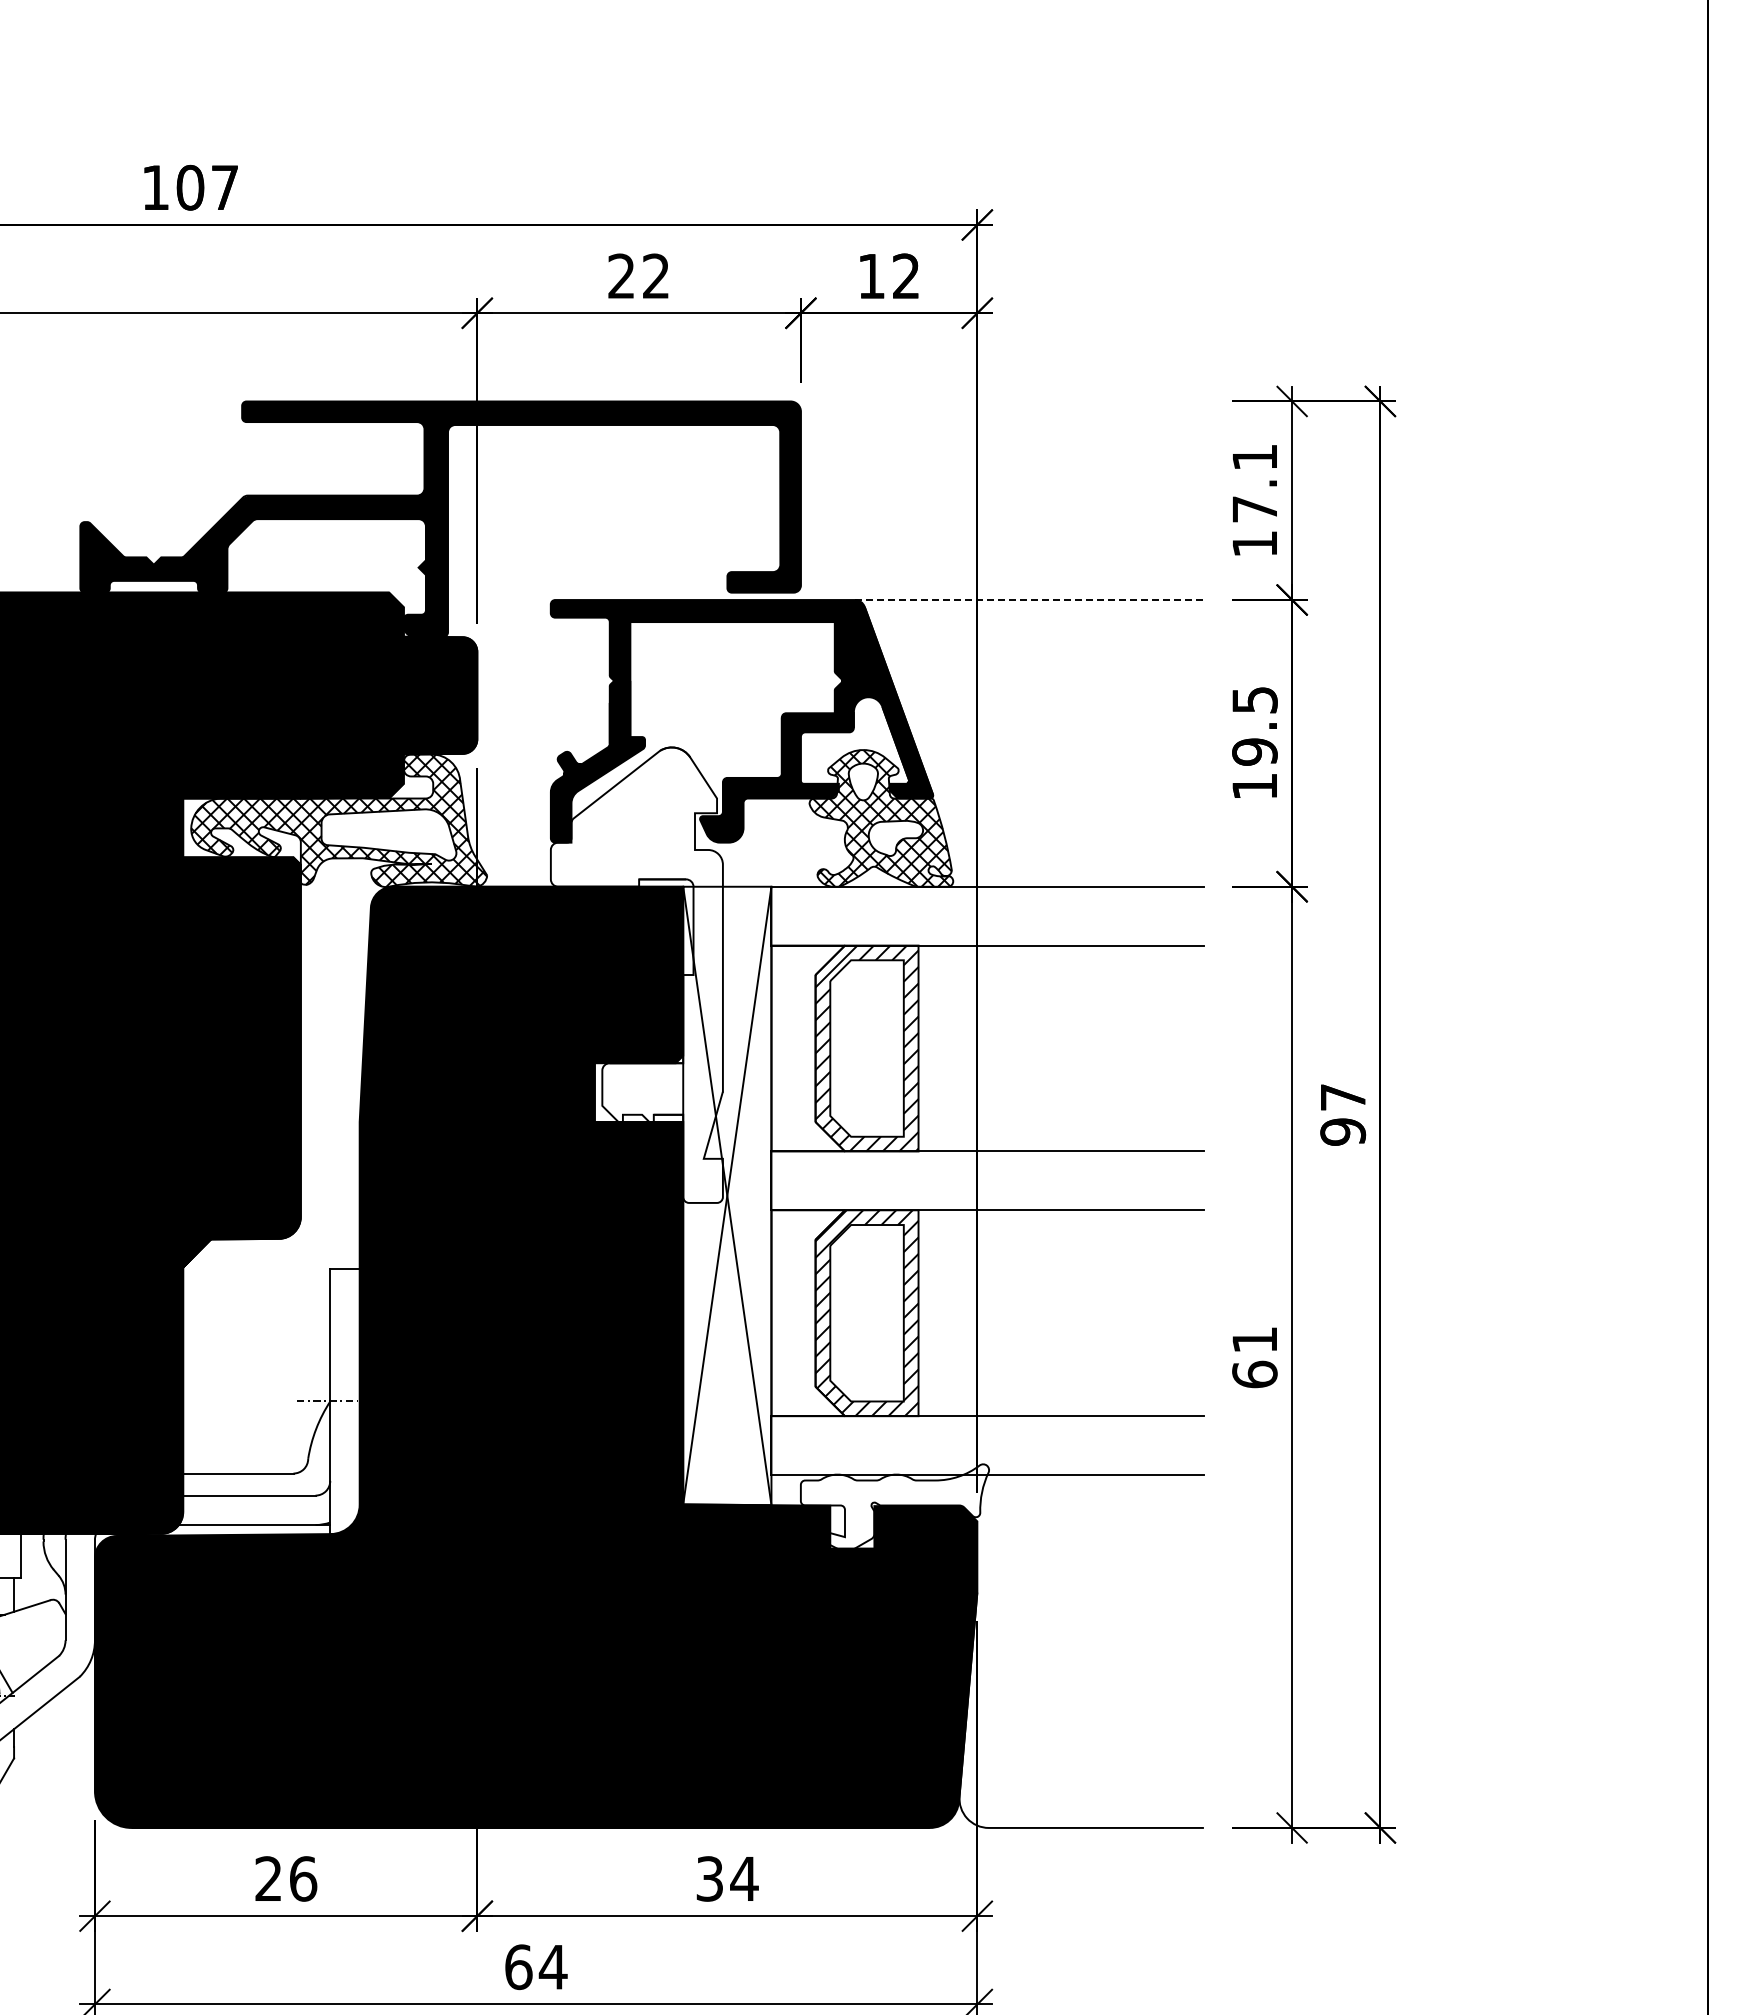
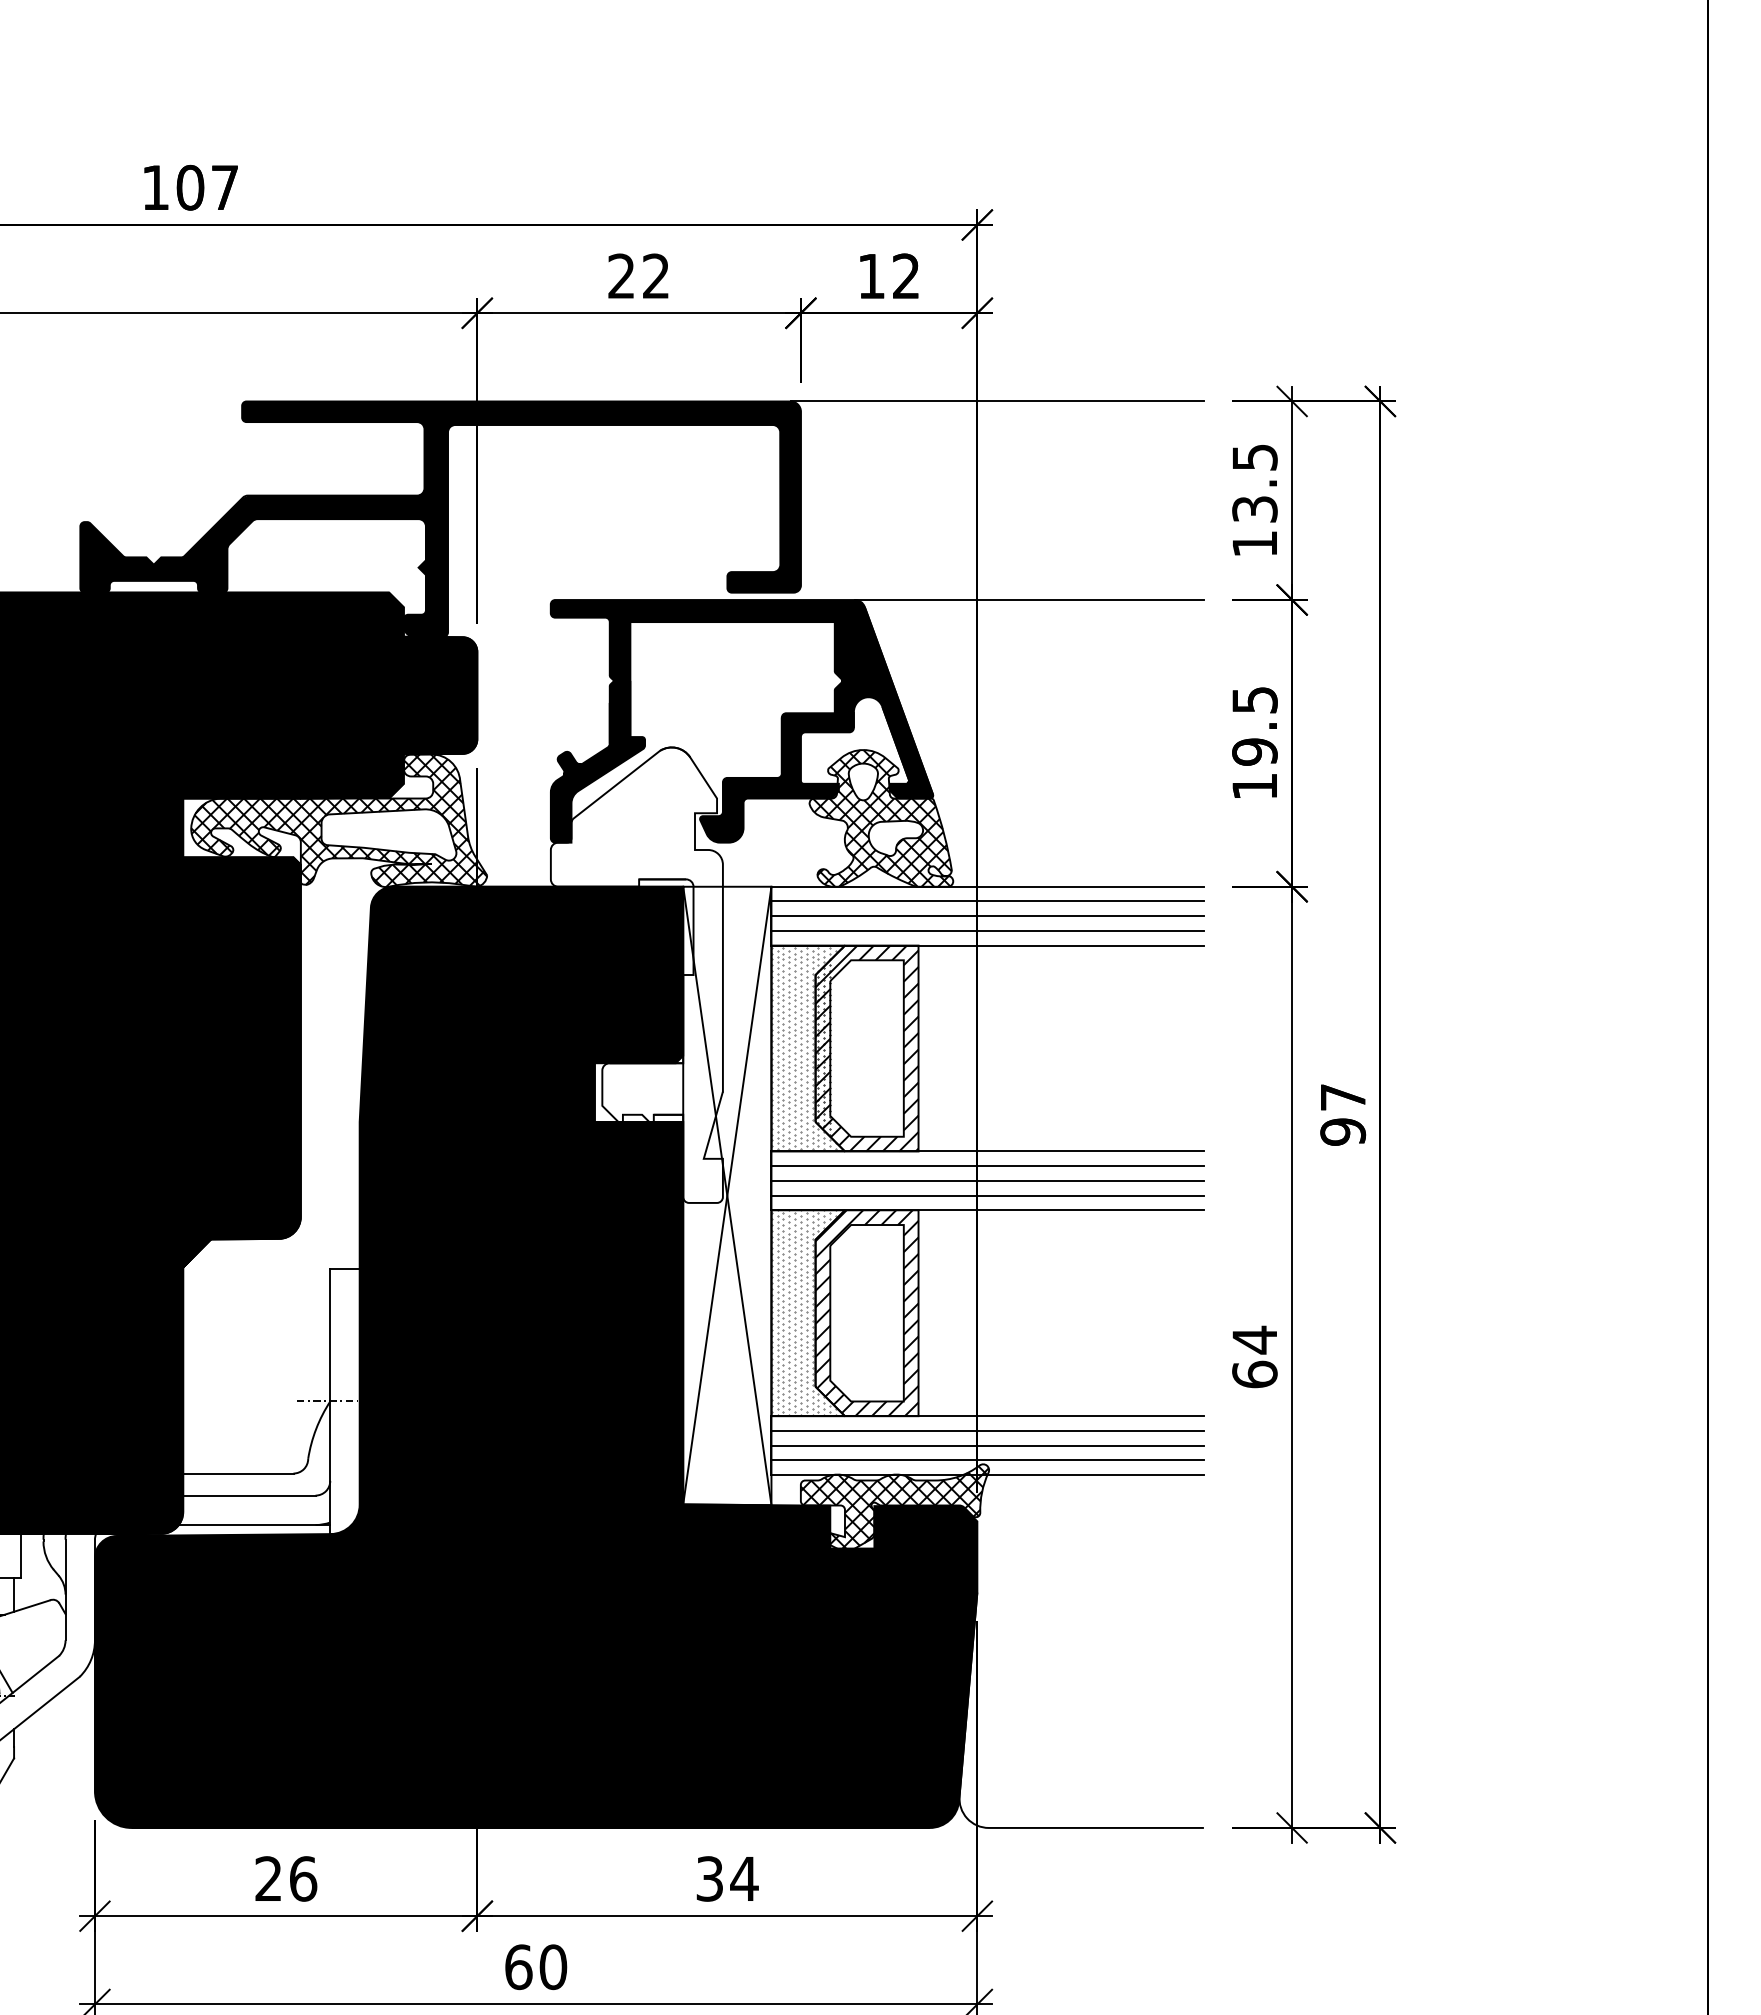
line: none -> present (996, 401)
text: 17.1 -> 13.5 (1254, 483)
line: dashed -> solid (1030, 600)
line: none -> present (987, 901)
line: none -> present (987, 916)
line: none -> present (987, 930)
hatch: none -> present (806, 1048)
line: none -> present (987, 1166)
line: none -> present (987, 1180)
line: none -> present (987, 1195)
hatch: none -> present (806, 1312)
text: 61 -> 64 (1254, 1339)
line: none -> present (987, 1430)
line: none -> present (987, 1445)
line: none -> present (987, 1460)
hatch: none -> present (894, 1508)
text: 64 -> 60 (552, 1967)
